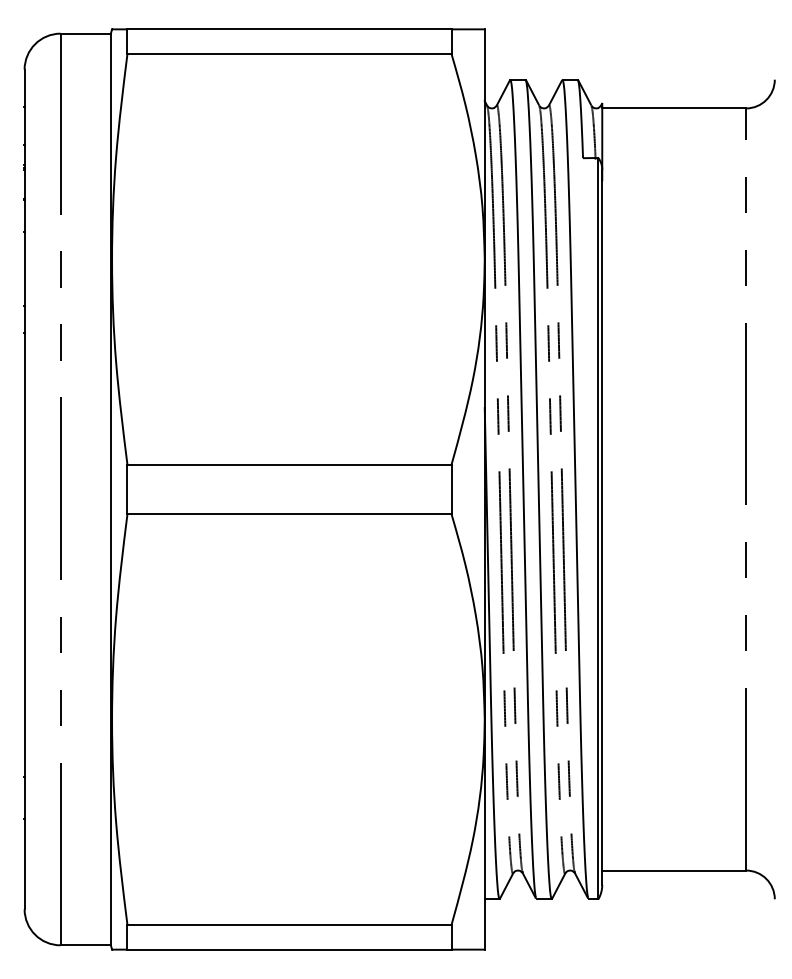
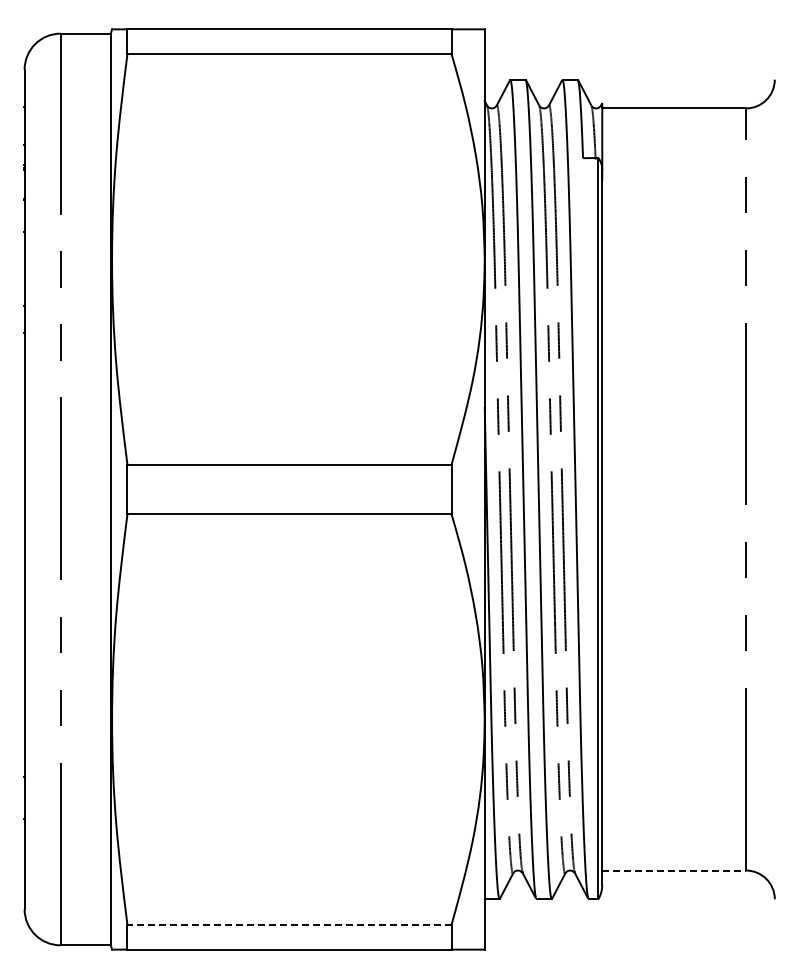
line: solid -> dashed (674, 870)
line: solid -> dashed (289, 924)
